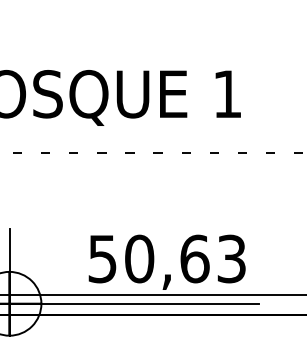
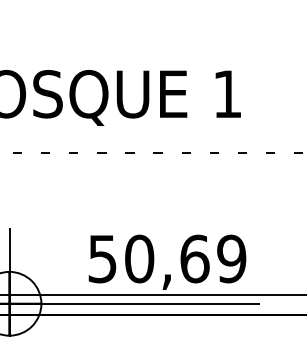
text: 50,63 -> 50,69 (231, 258)
